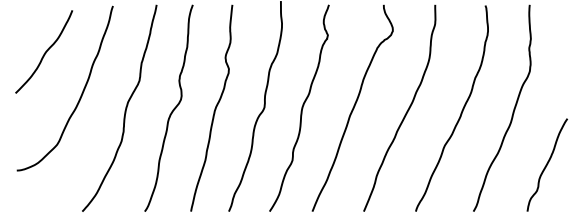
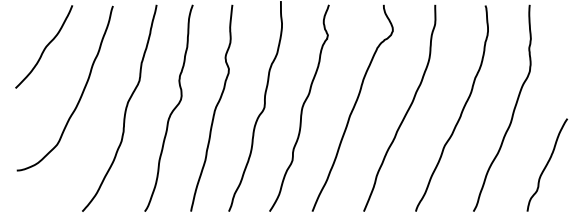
curve position: (45, 51) -> (45, 46) (45, 46)
